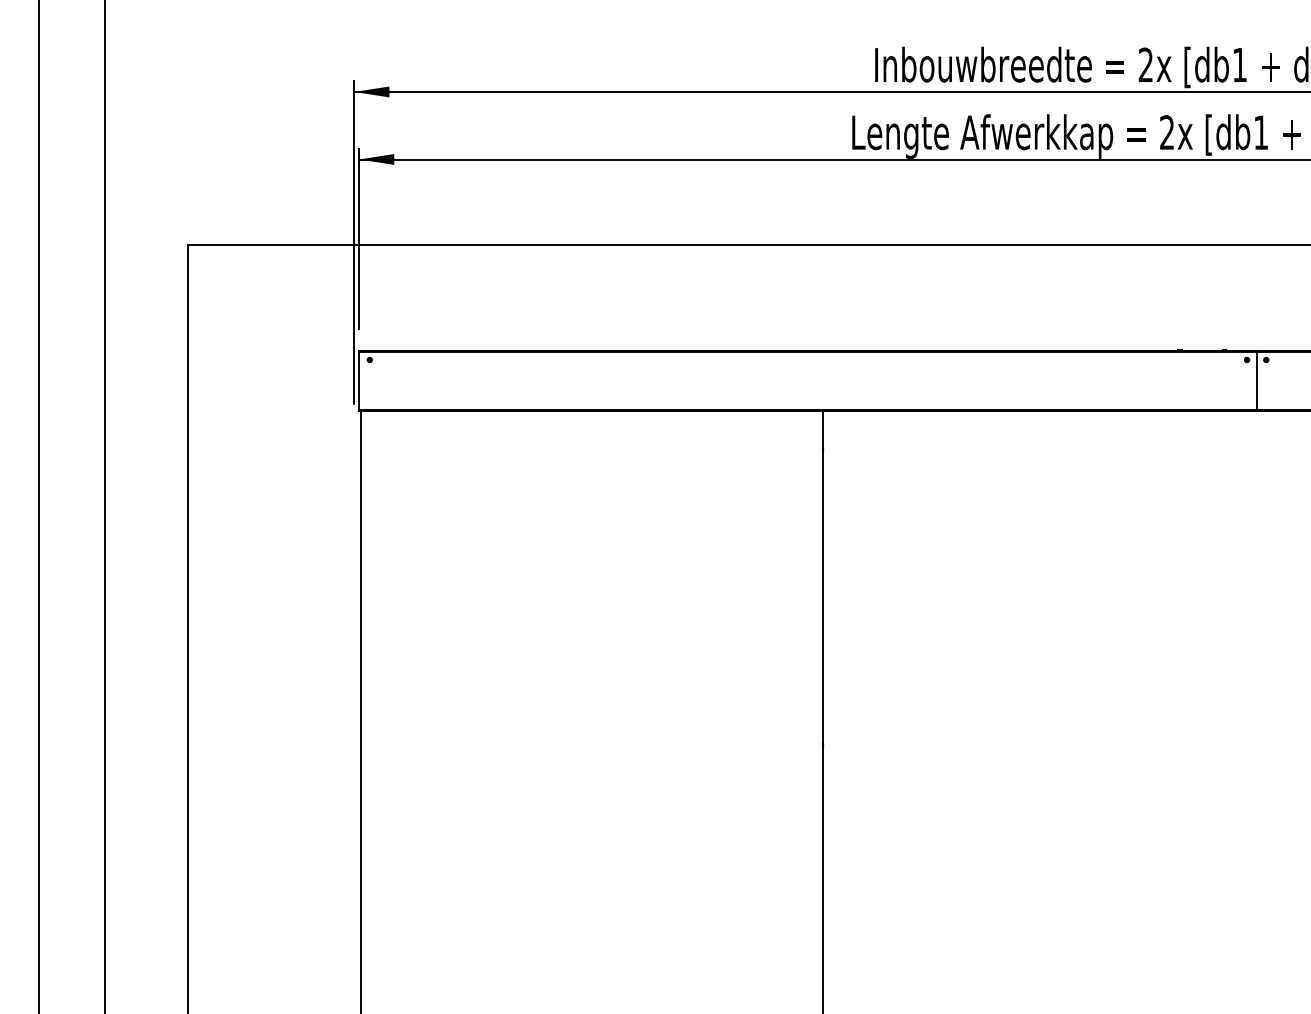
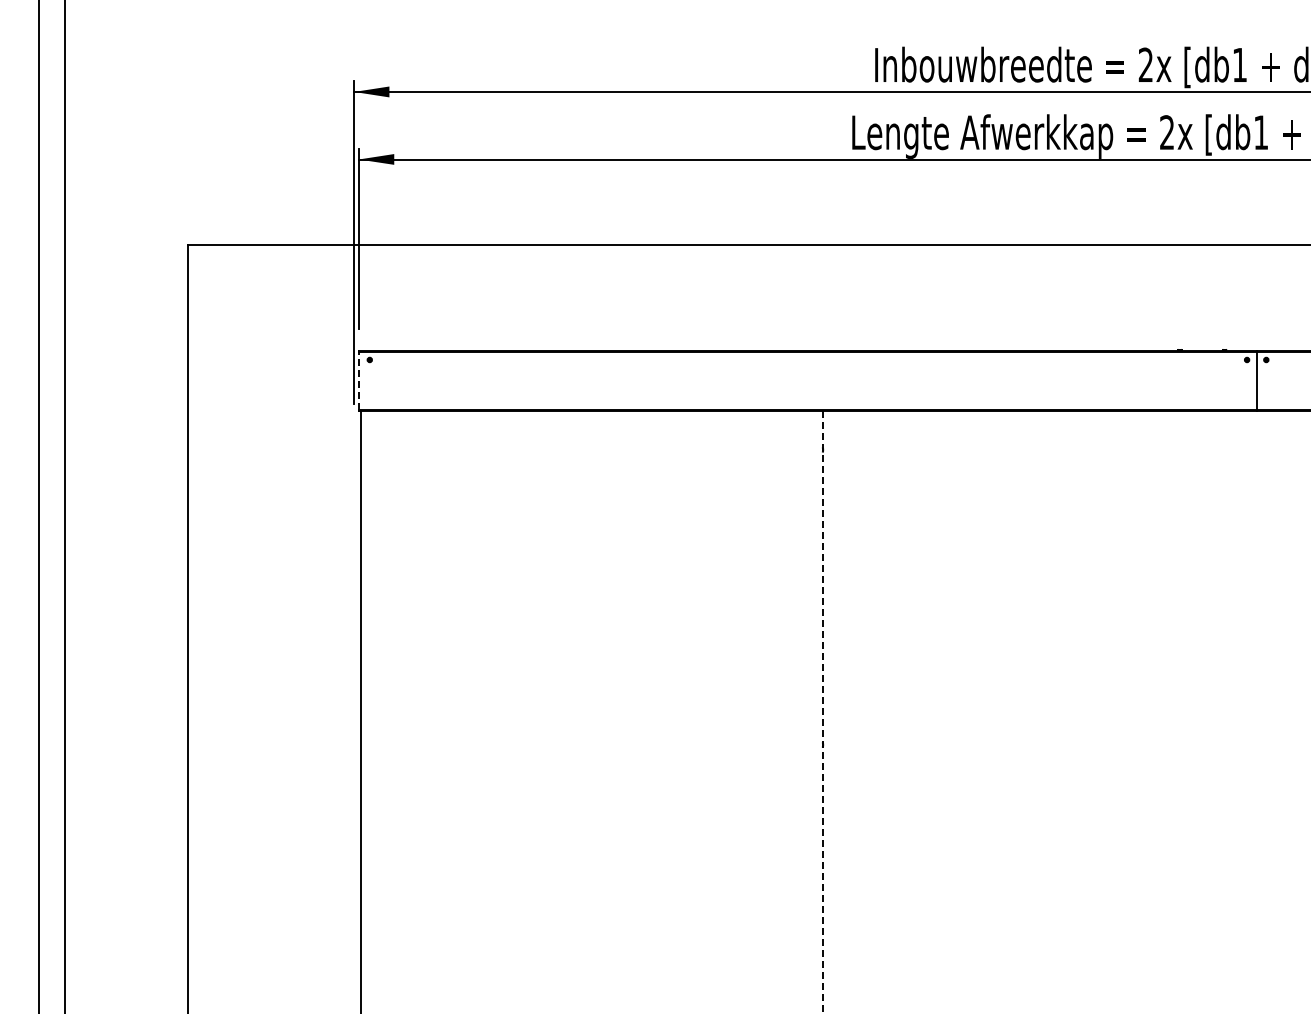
line: solid -> dashed (358, 380)
line position: (104, 506) -> (64, 506) (64, 506)
line: solid -> dashed (822, 712)
